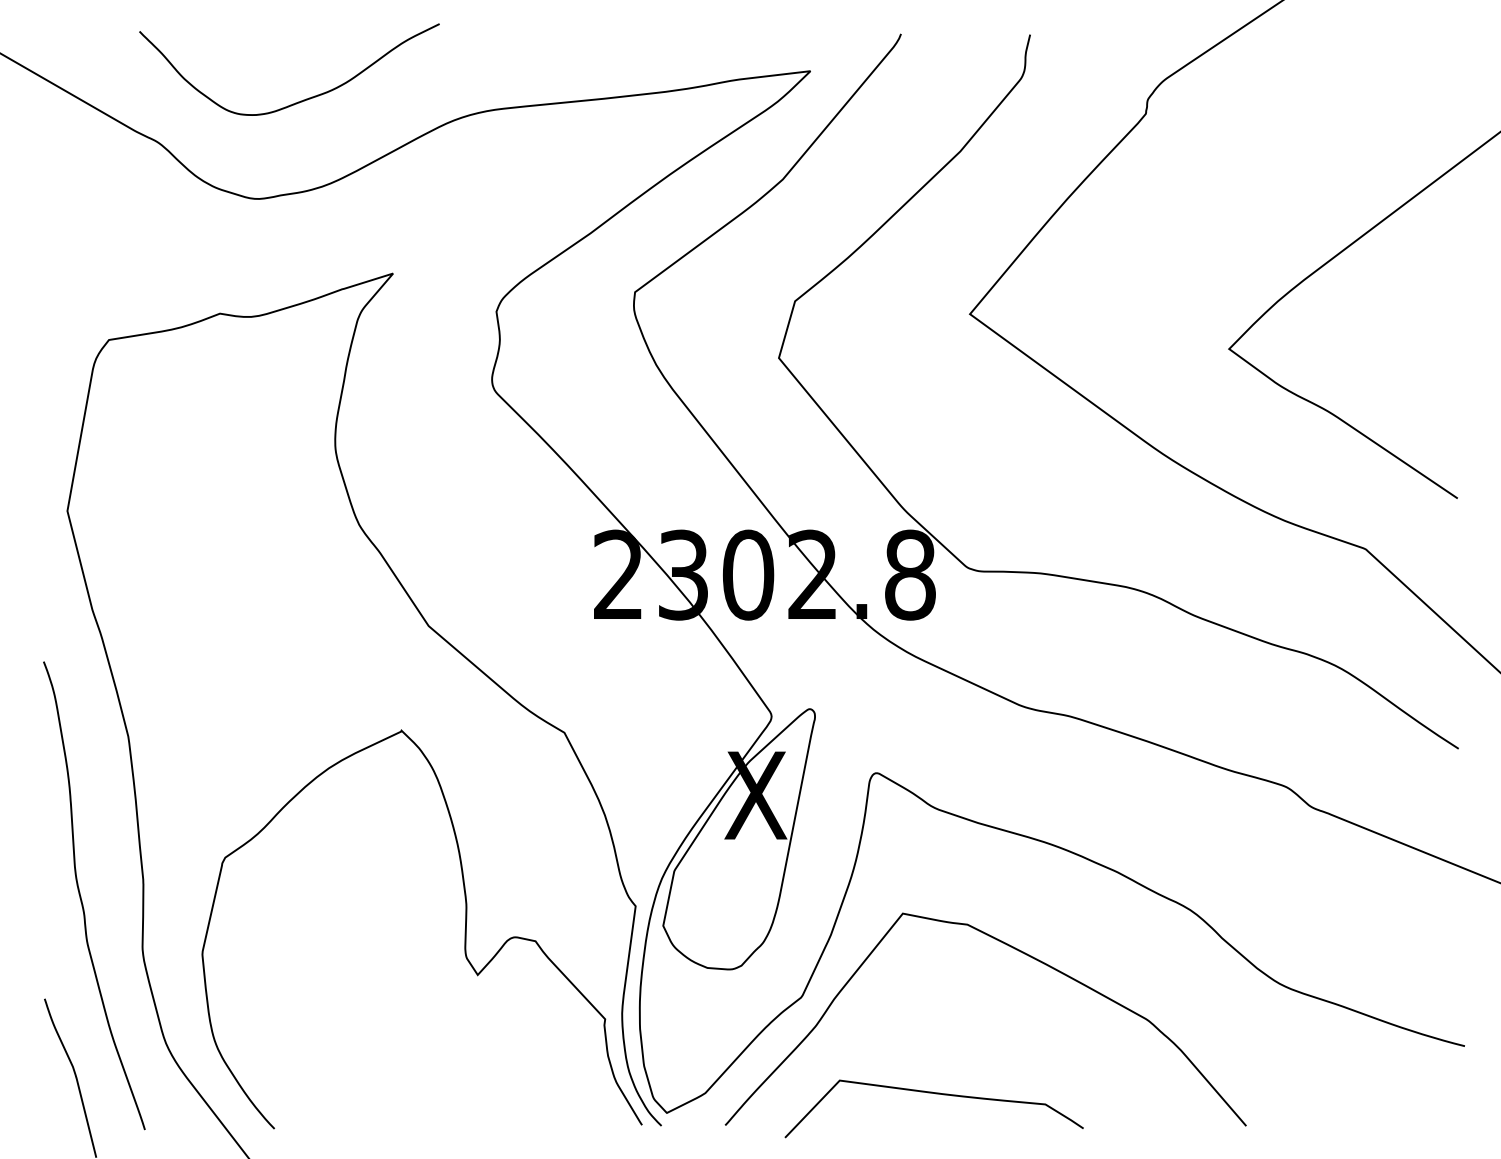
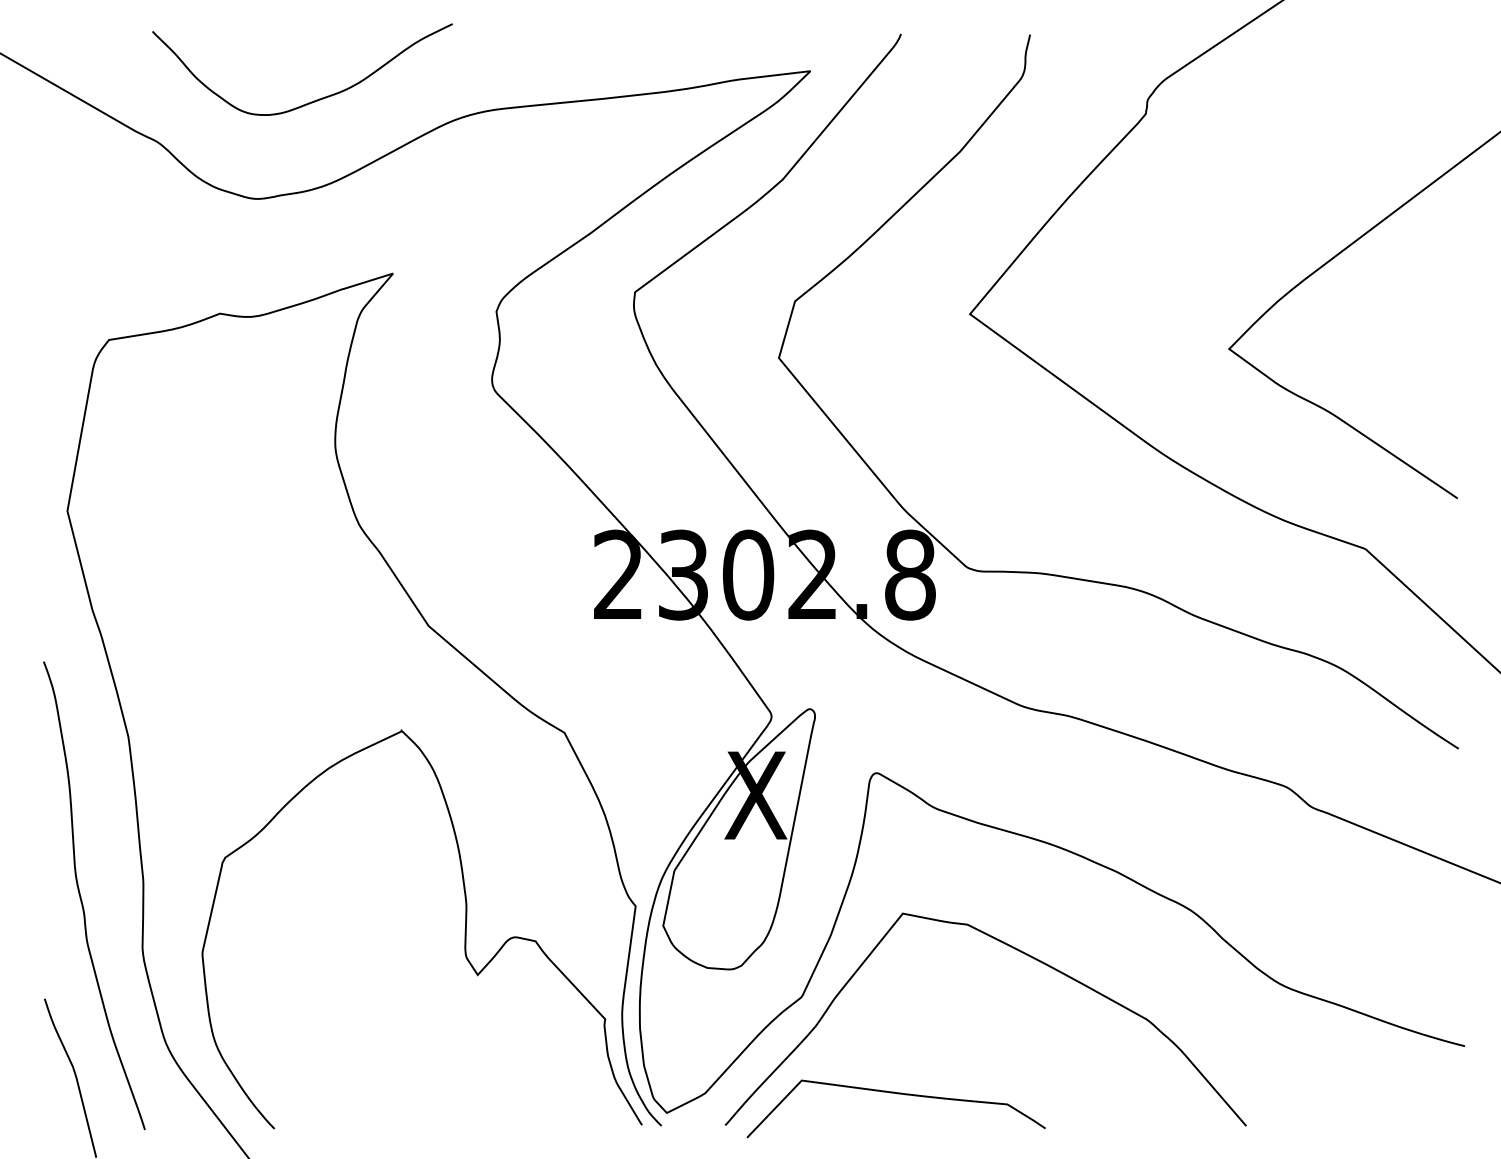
curve position: (300, 100) -> (313, 100) (313, 100)
curve position: (935, 1094) -> (897, 1094) (897, 1094)
